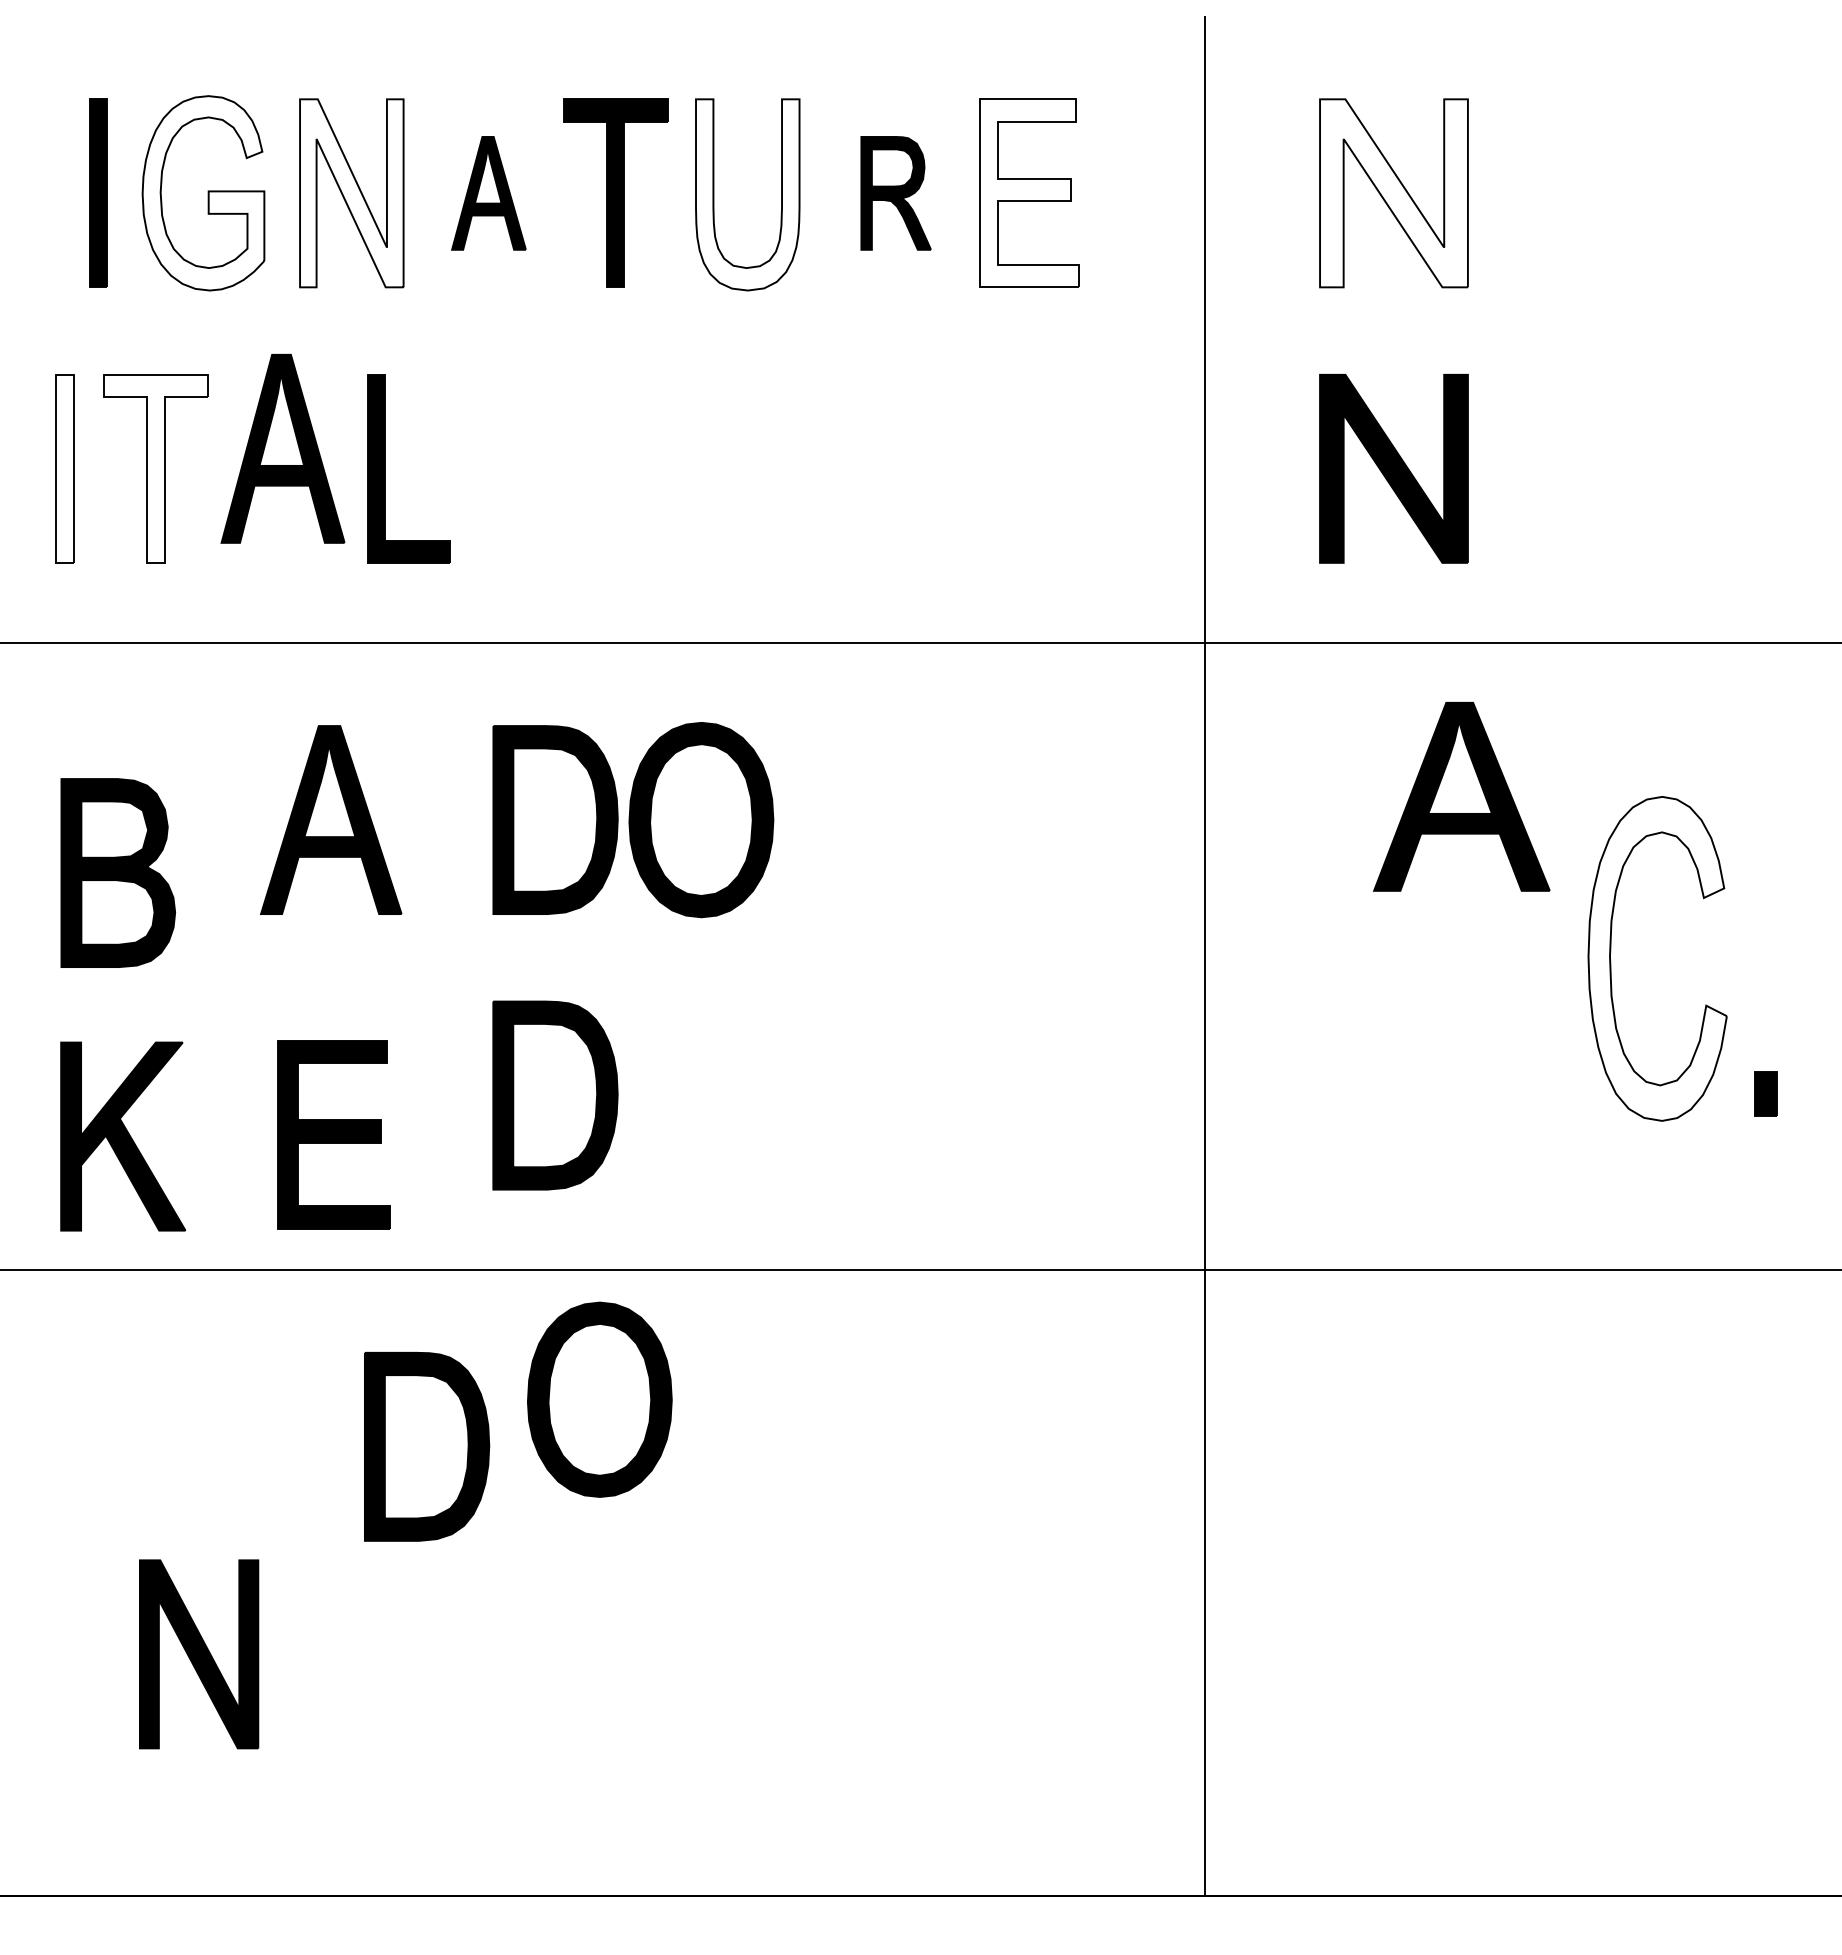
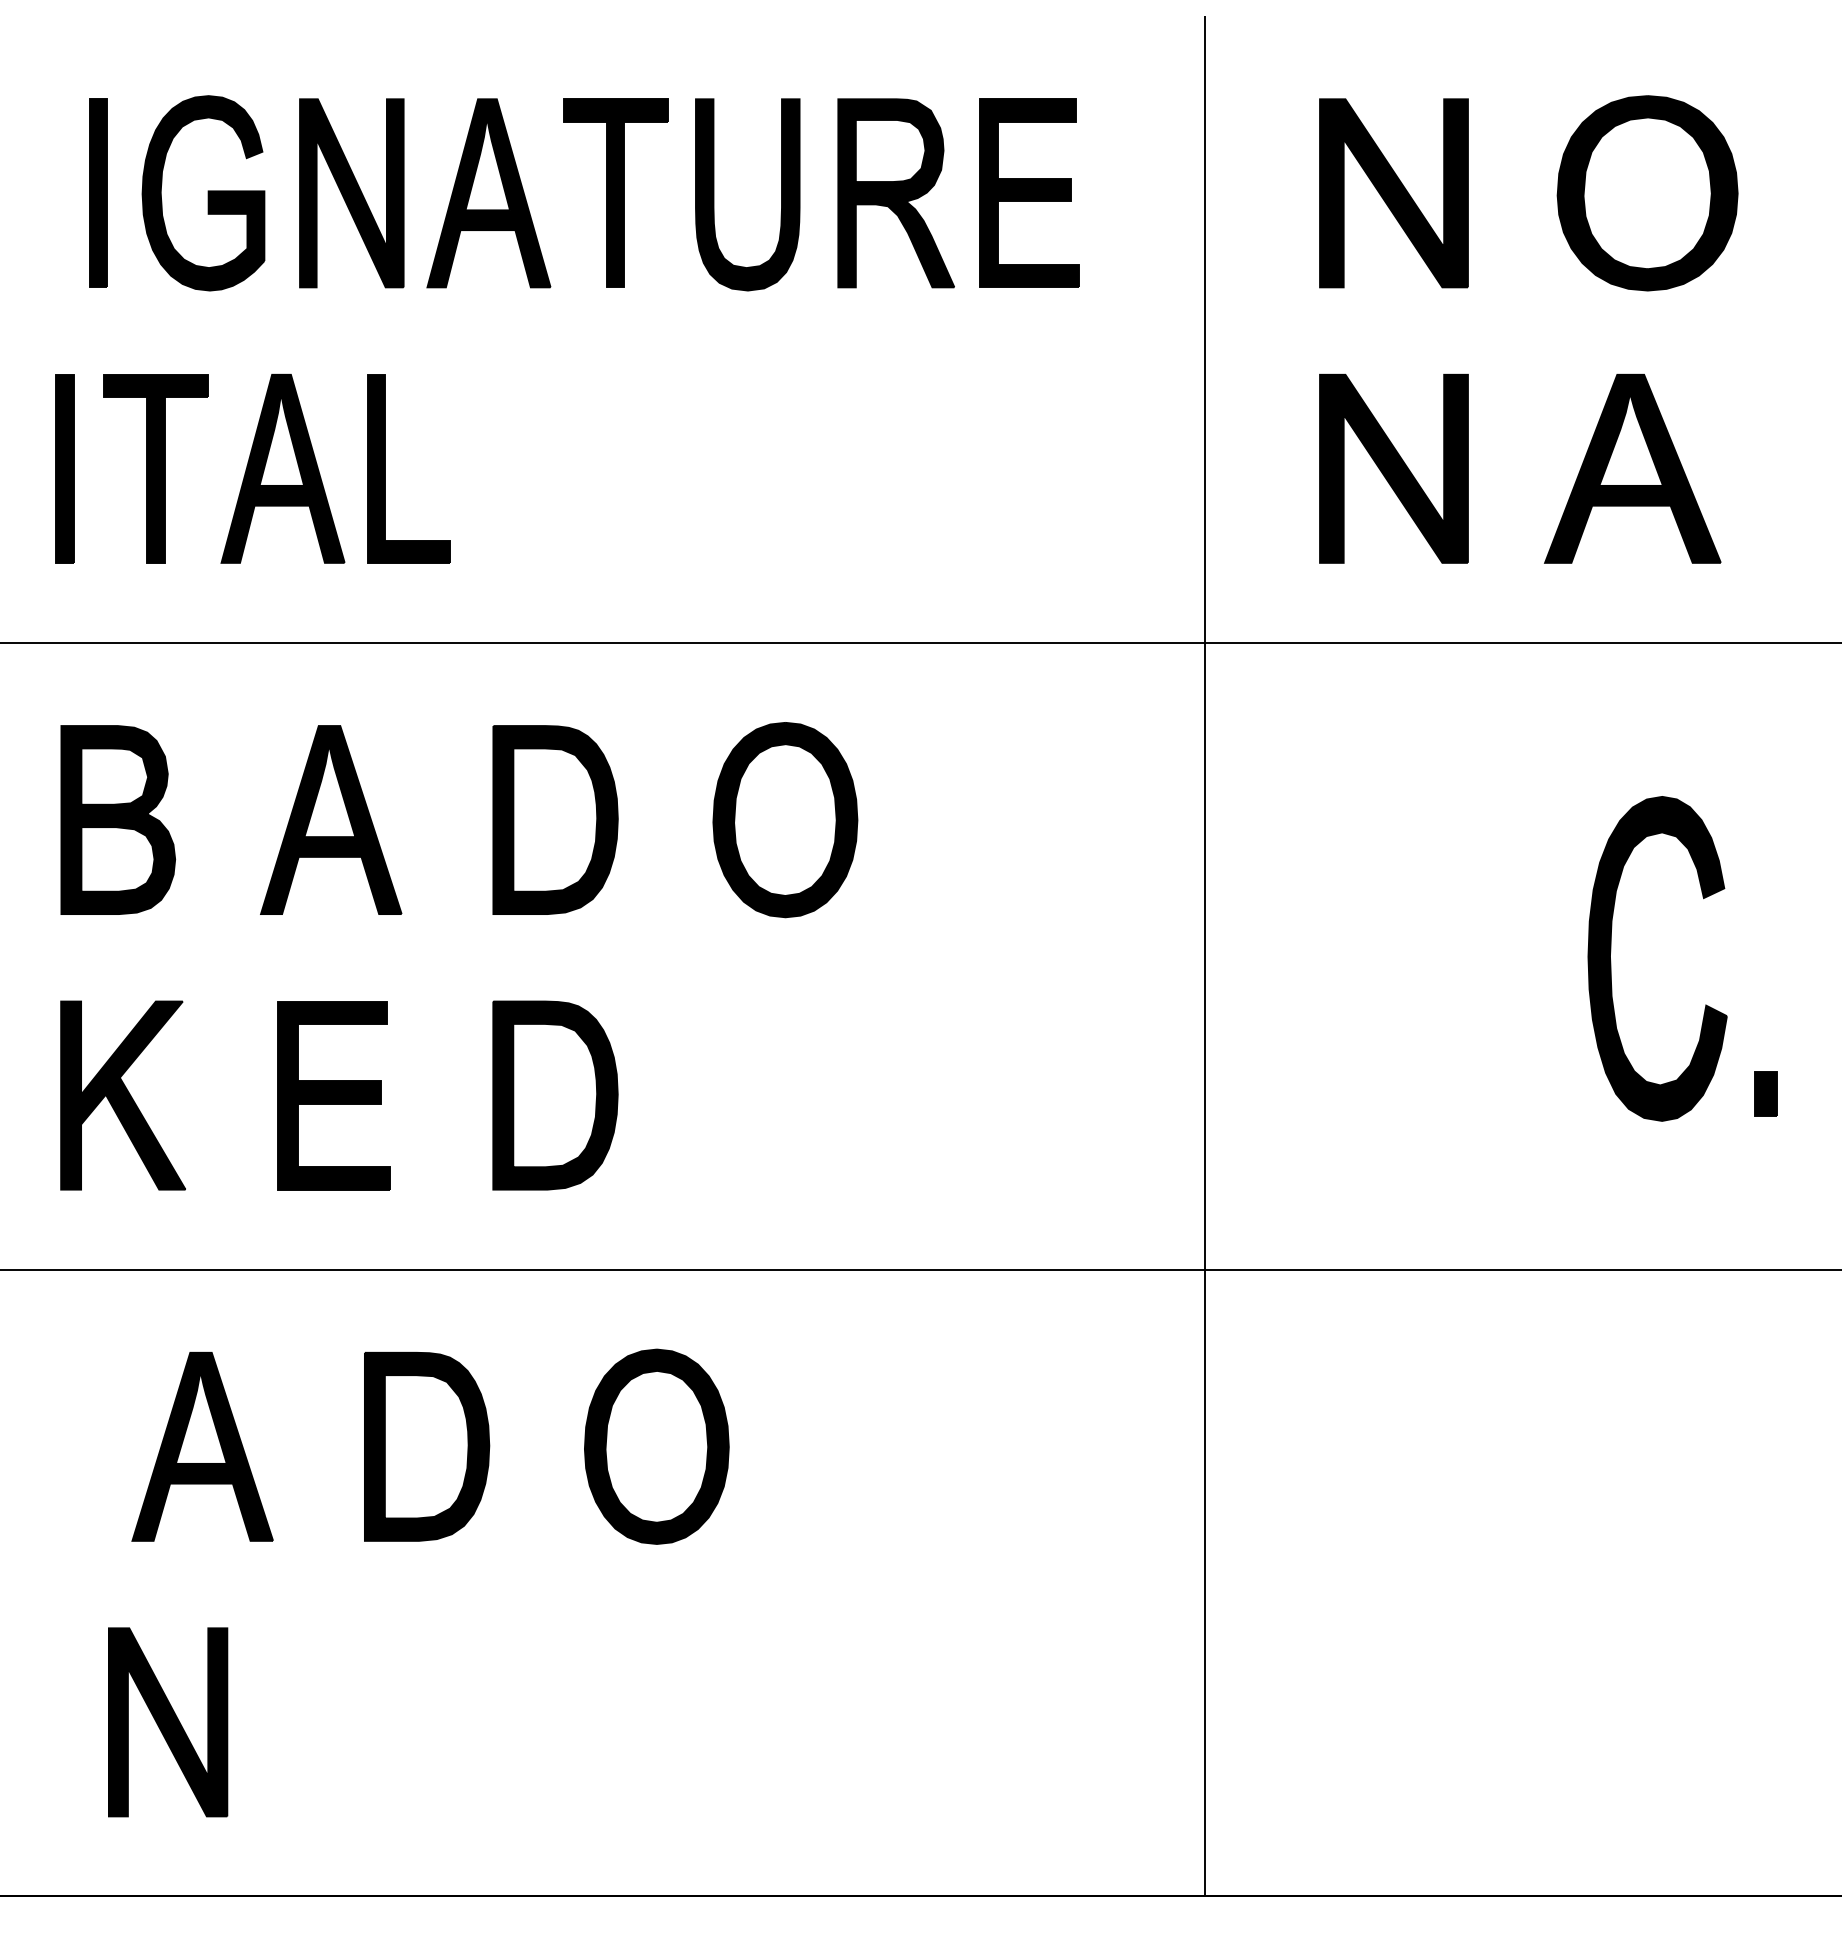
fill: none -> present (203, 193)
fill: none -> present (351, 193)
part size: 76x115 px -> 126x191 px (488, 193)
part size: 72x115 px -> 118x191 px (895, 193)
fill: none -> present (1029, 193)
fill: none -> present (1393, 193)
part: none -> present (1647, 193)
fill: none -> present (747, 194)
part position: (282, 448) -> (282, 468) (282, 468)
fill: none -> present (64, 468)
fill: none -> present (156, 468)
part position: (1461, 796) -> (1632, 468) (1632, 468)
part position: (701, 820) -> (785, 820) (785, 820)
part position: (118, 872) -> (118, 819) (118, 819)
fill: none -> present (1657, 958)
part position: (333, 1134) -> (333, 1095) (333, 1095)
part position: (122, 1136) -> (122, 1095) (122, 1095)
part position: (599, 1399) -> (656, 1446) (656, 1446)
part: none -> present (202, 1446)
part position: (199, 1654) -> (168, 1722) (168, 1722)
